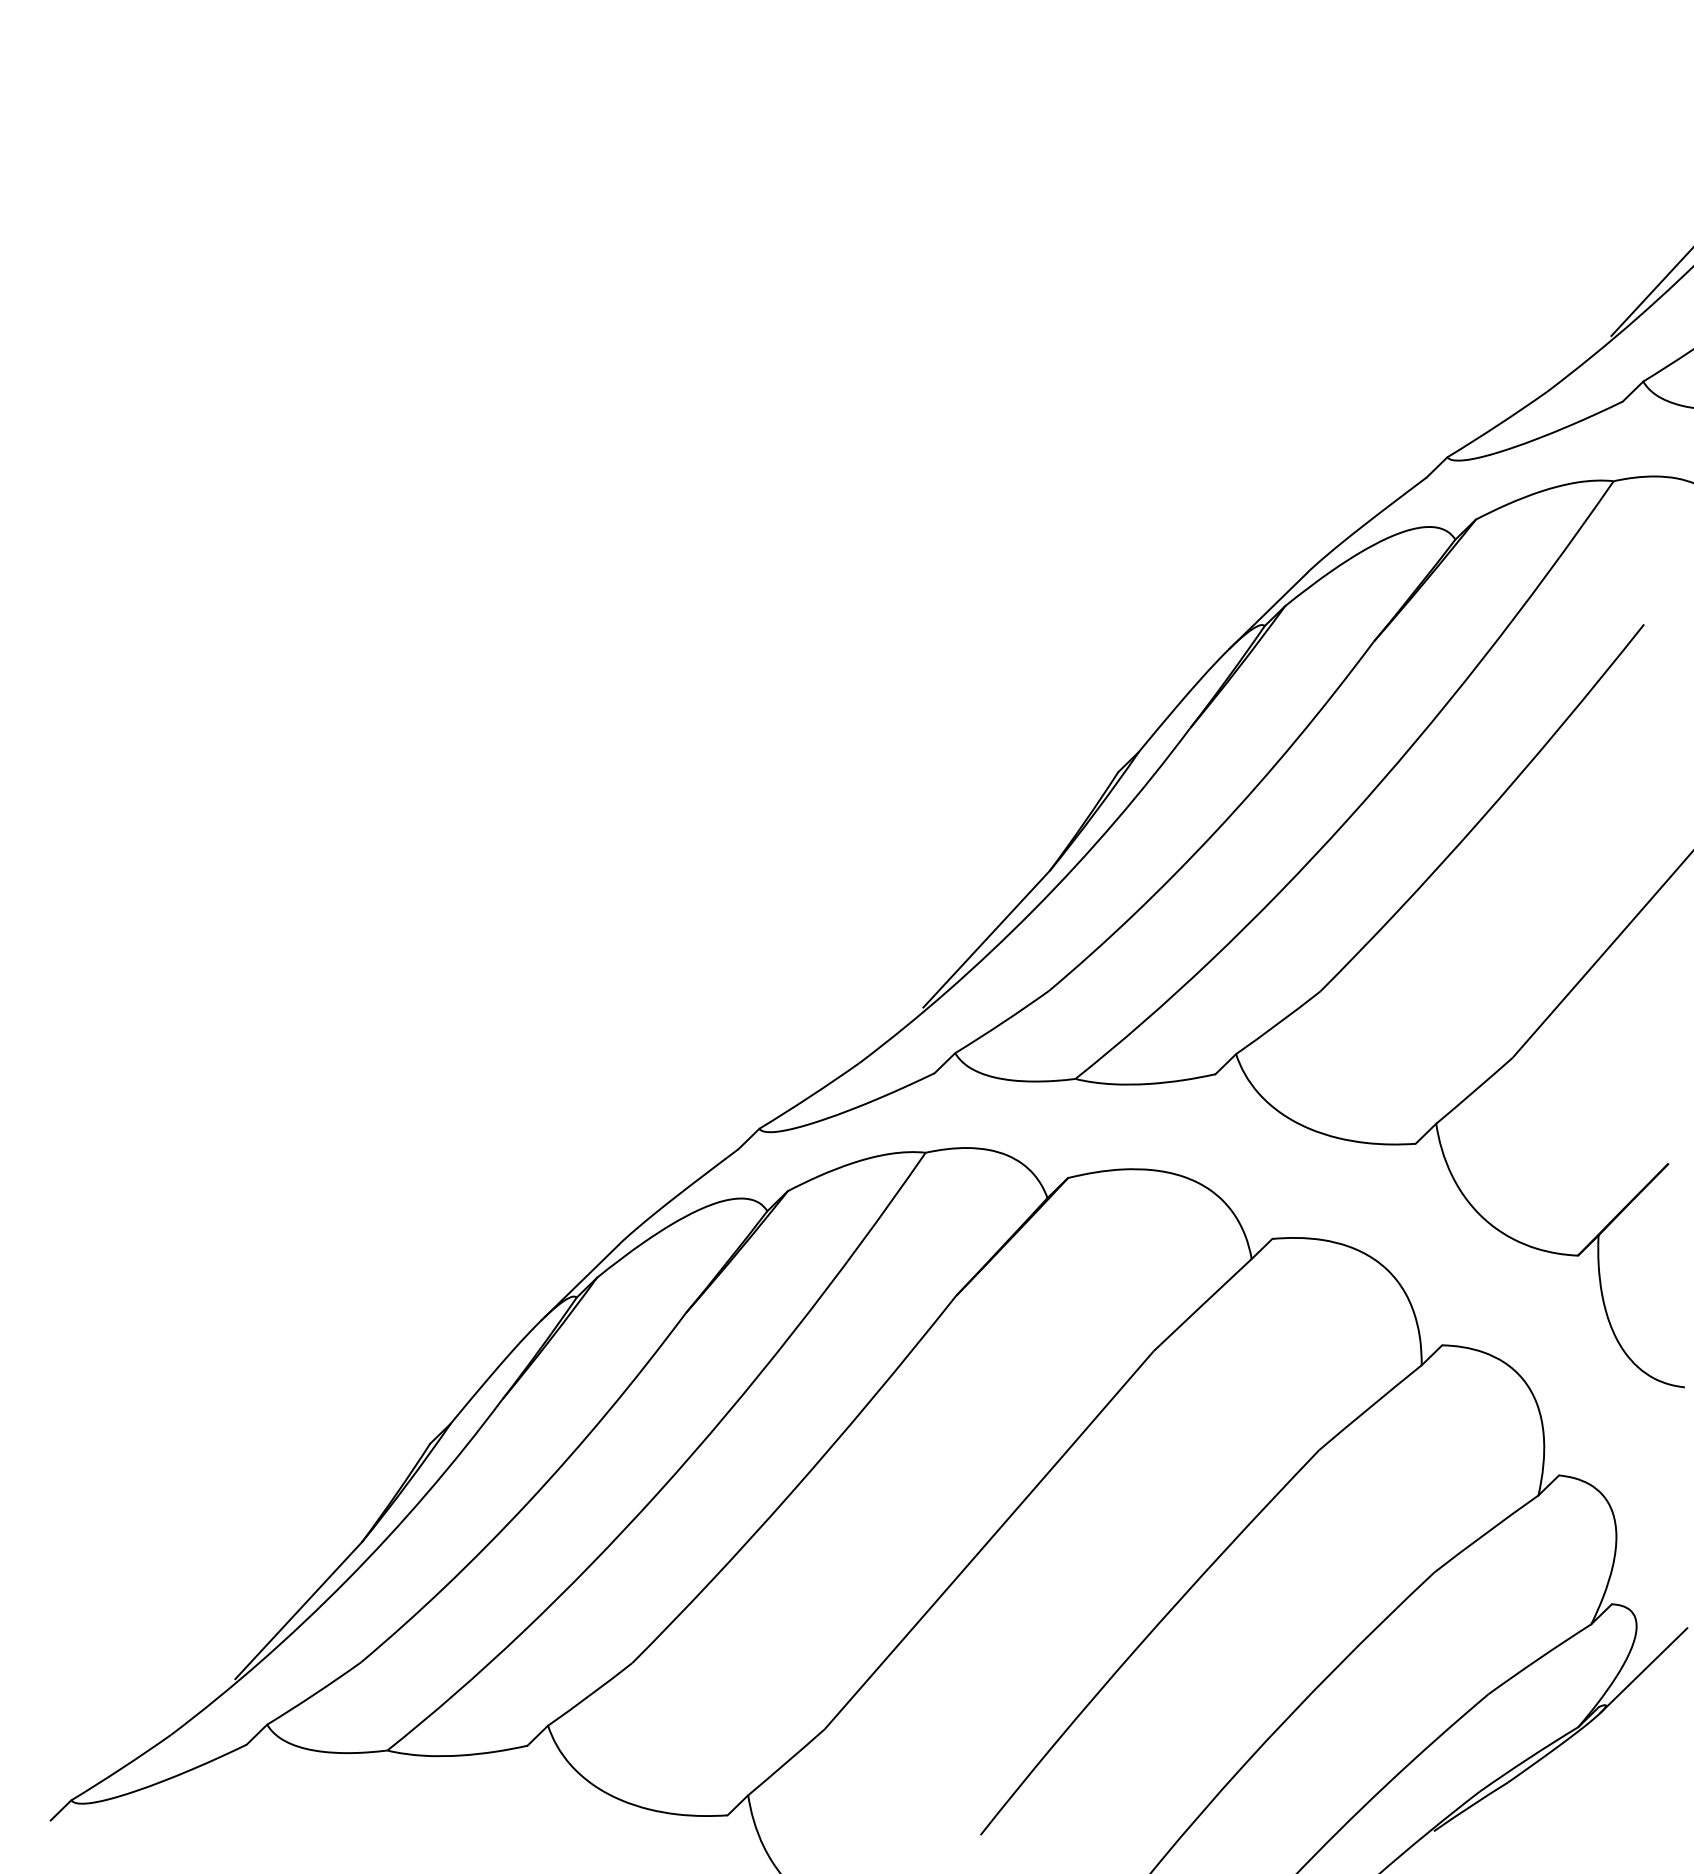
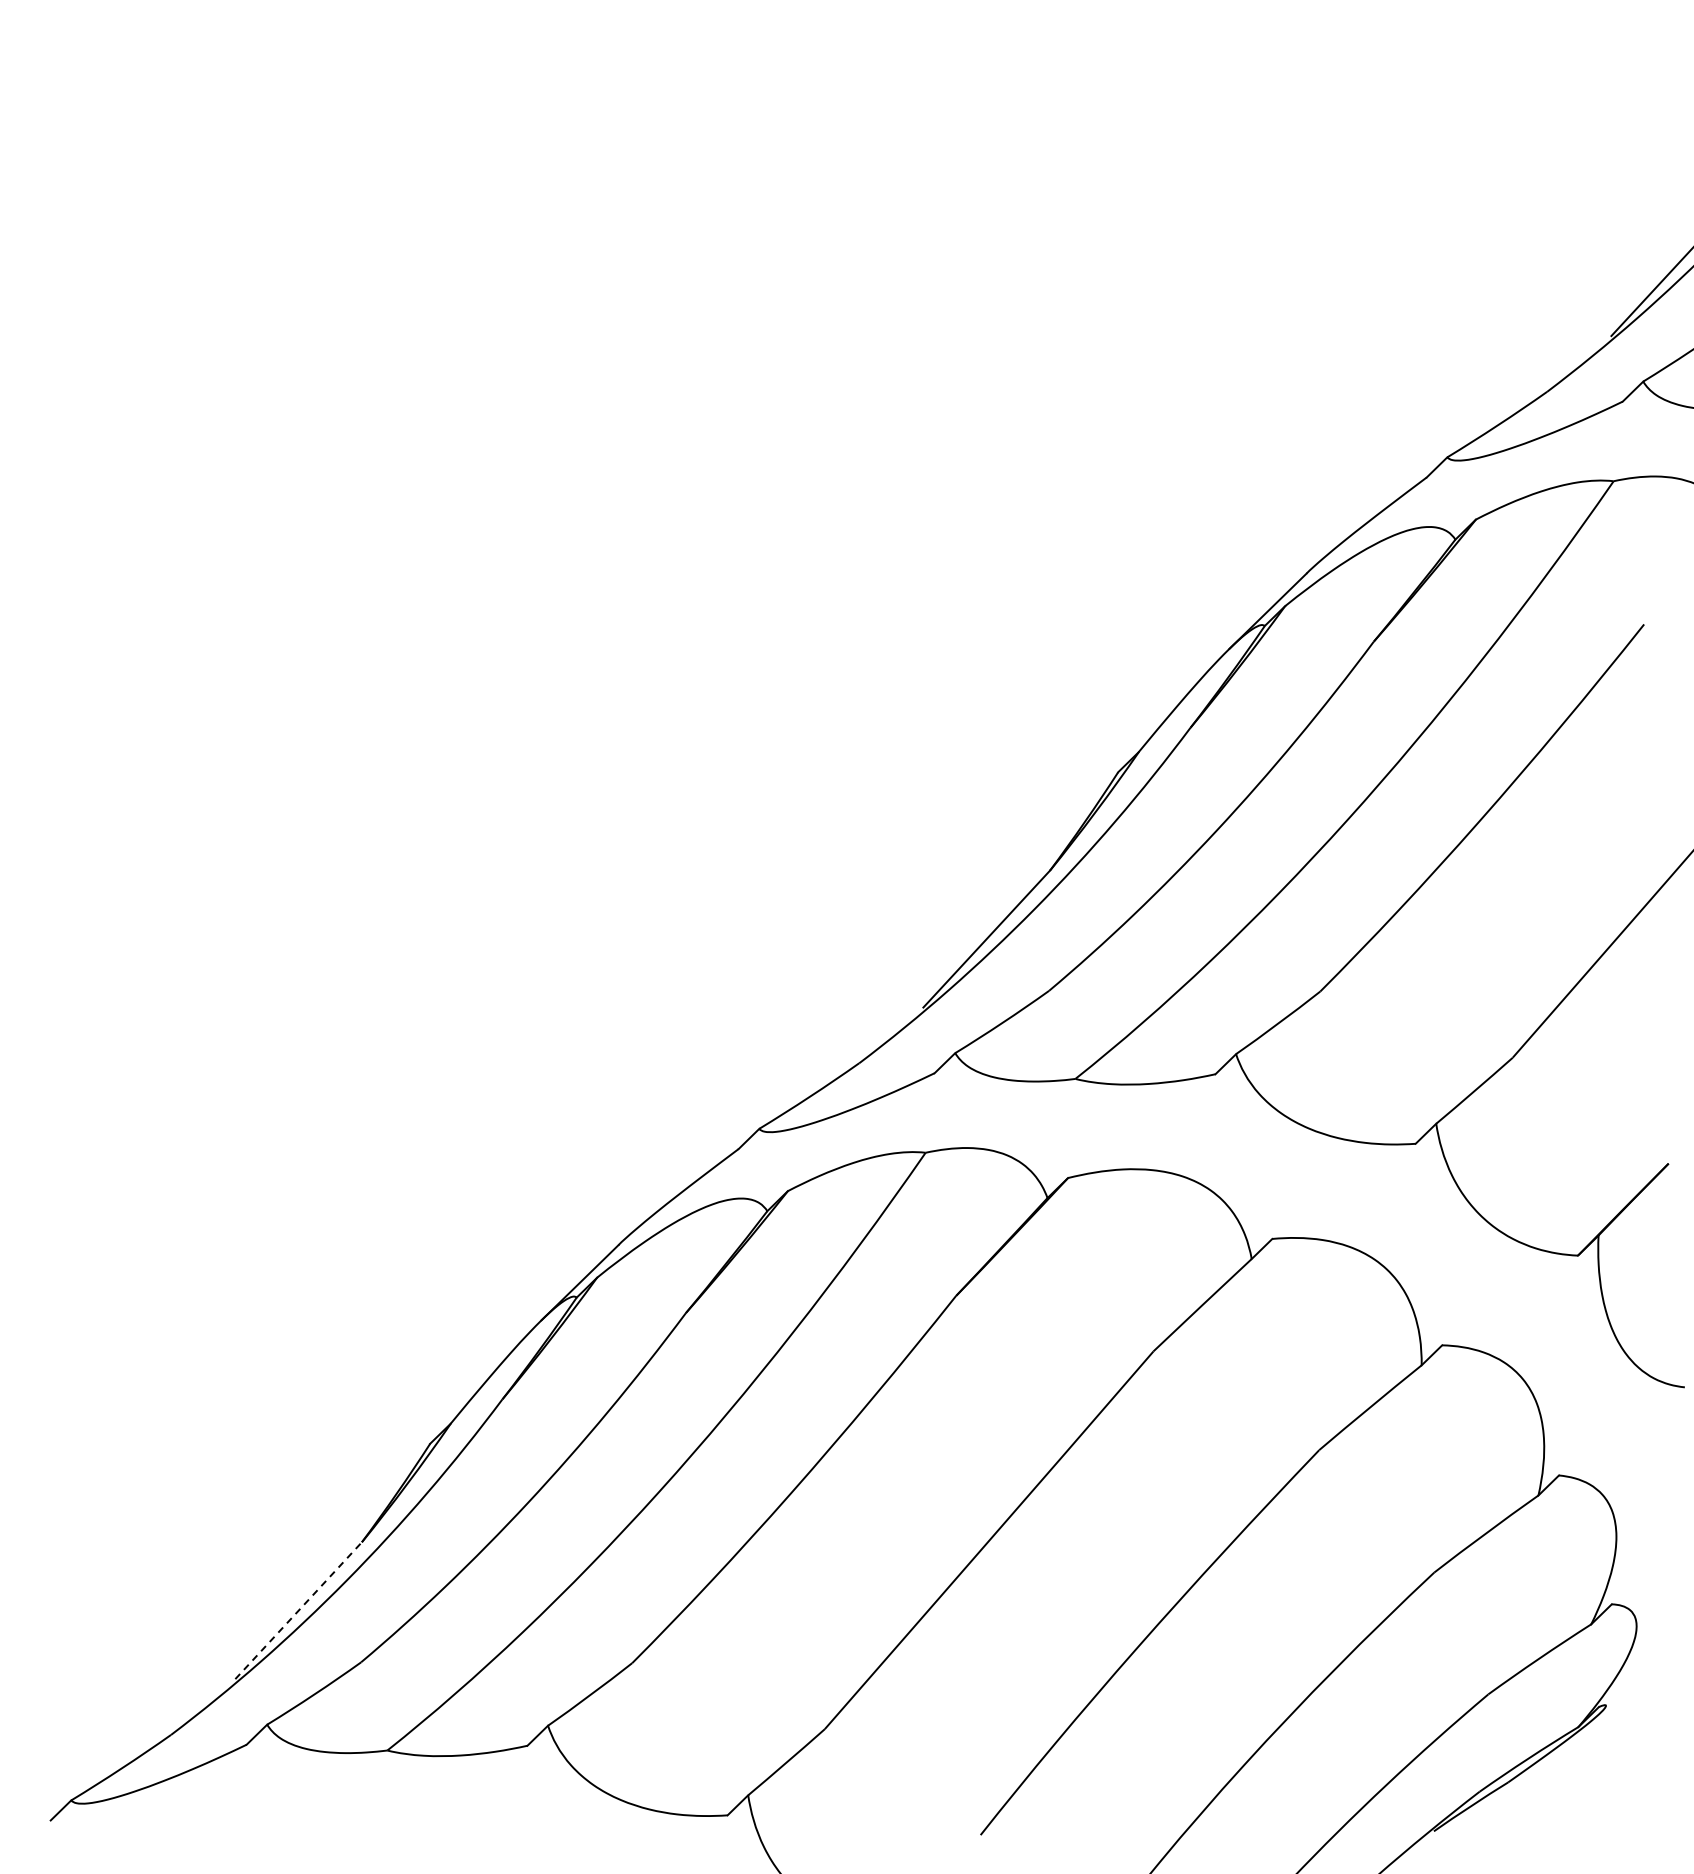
line: solid -> dashed (298, 1610)
line: present -> none (1643, 1670)
